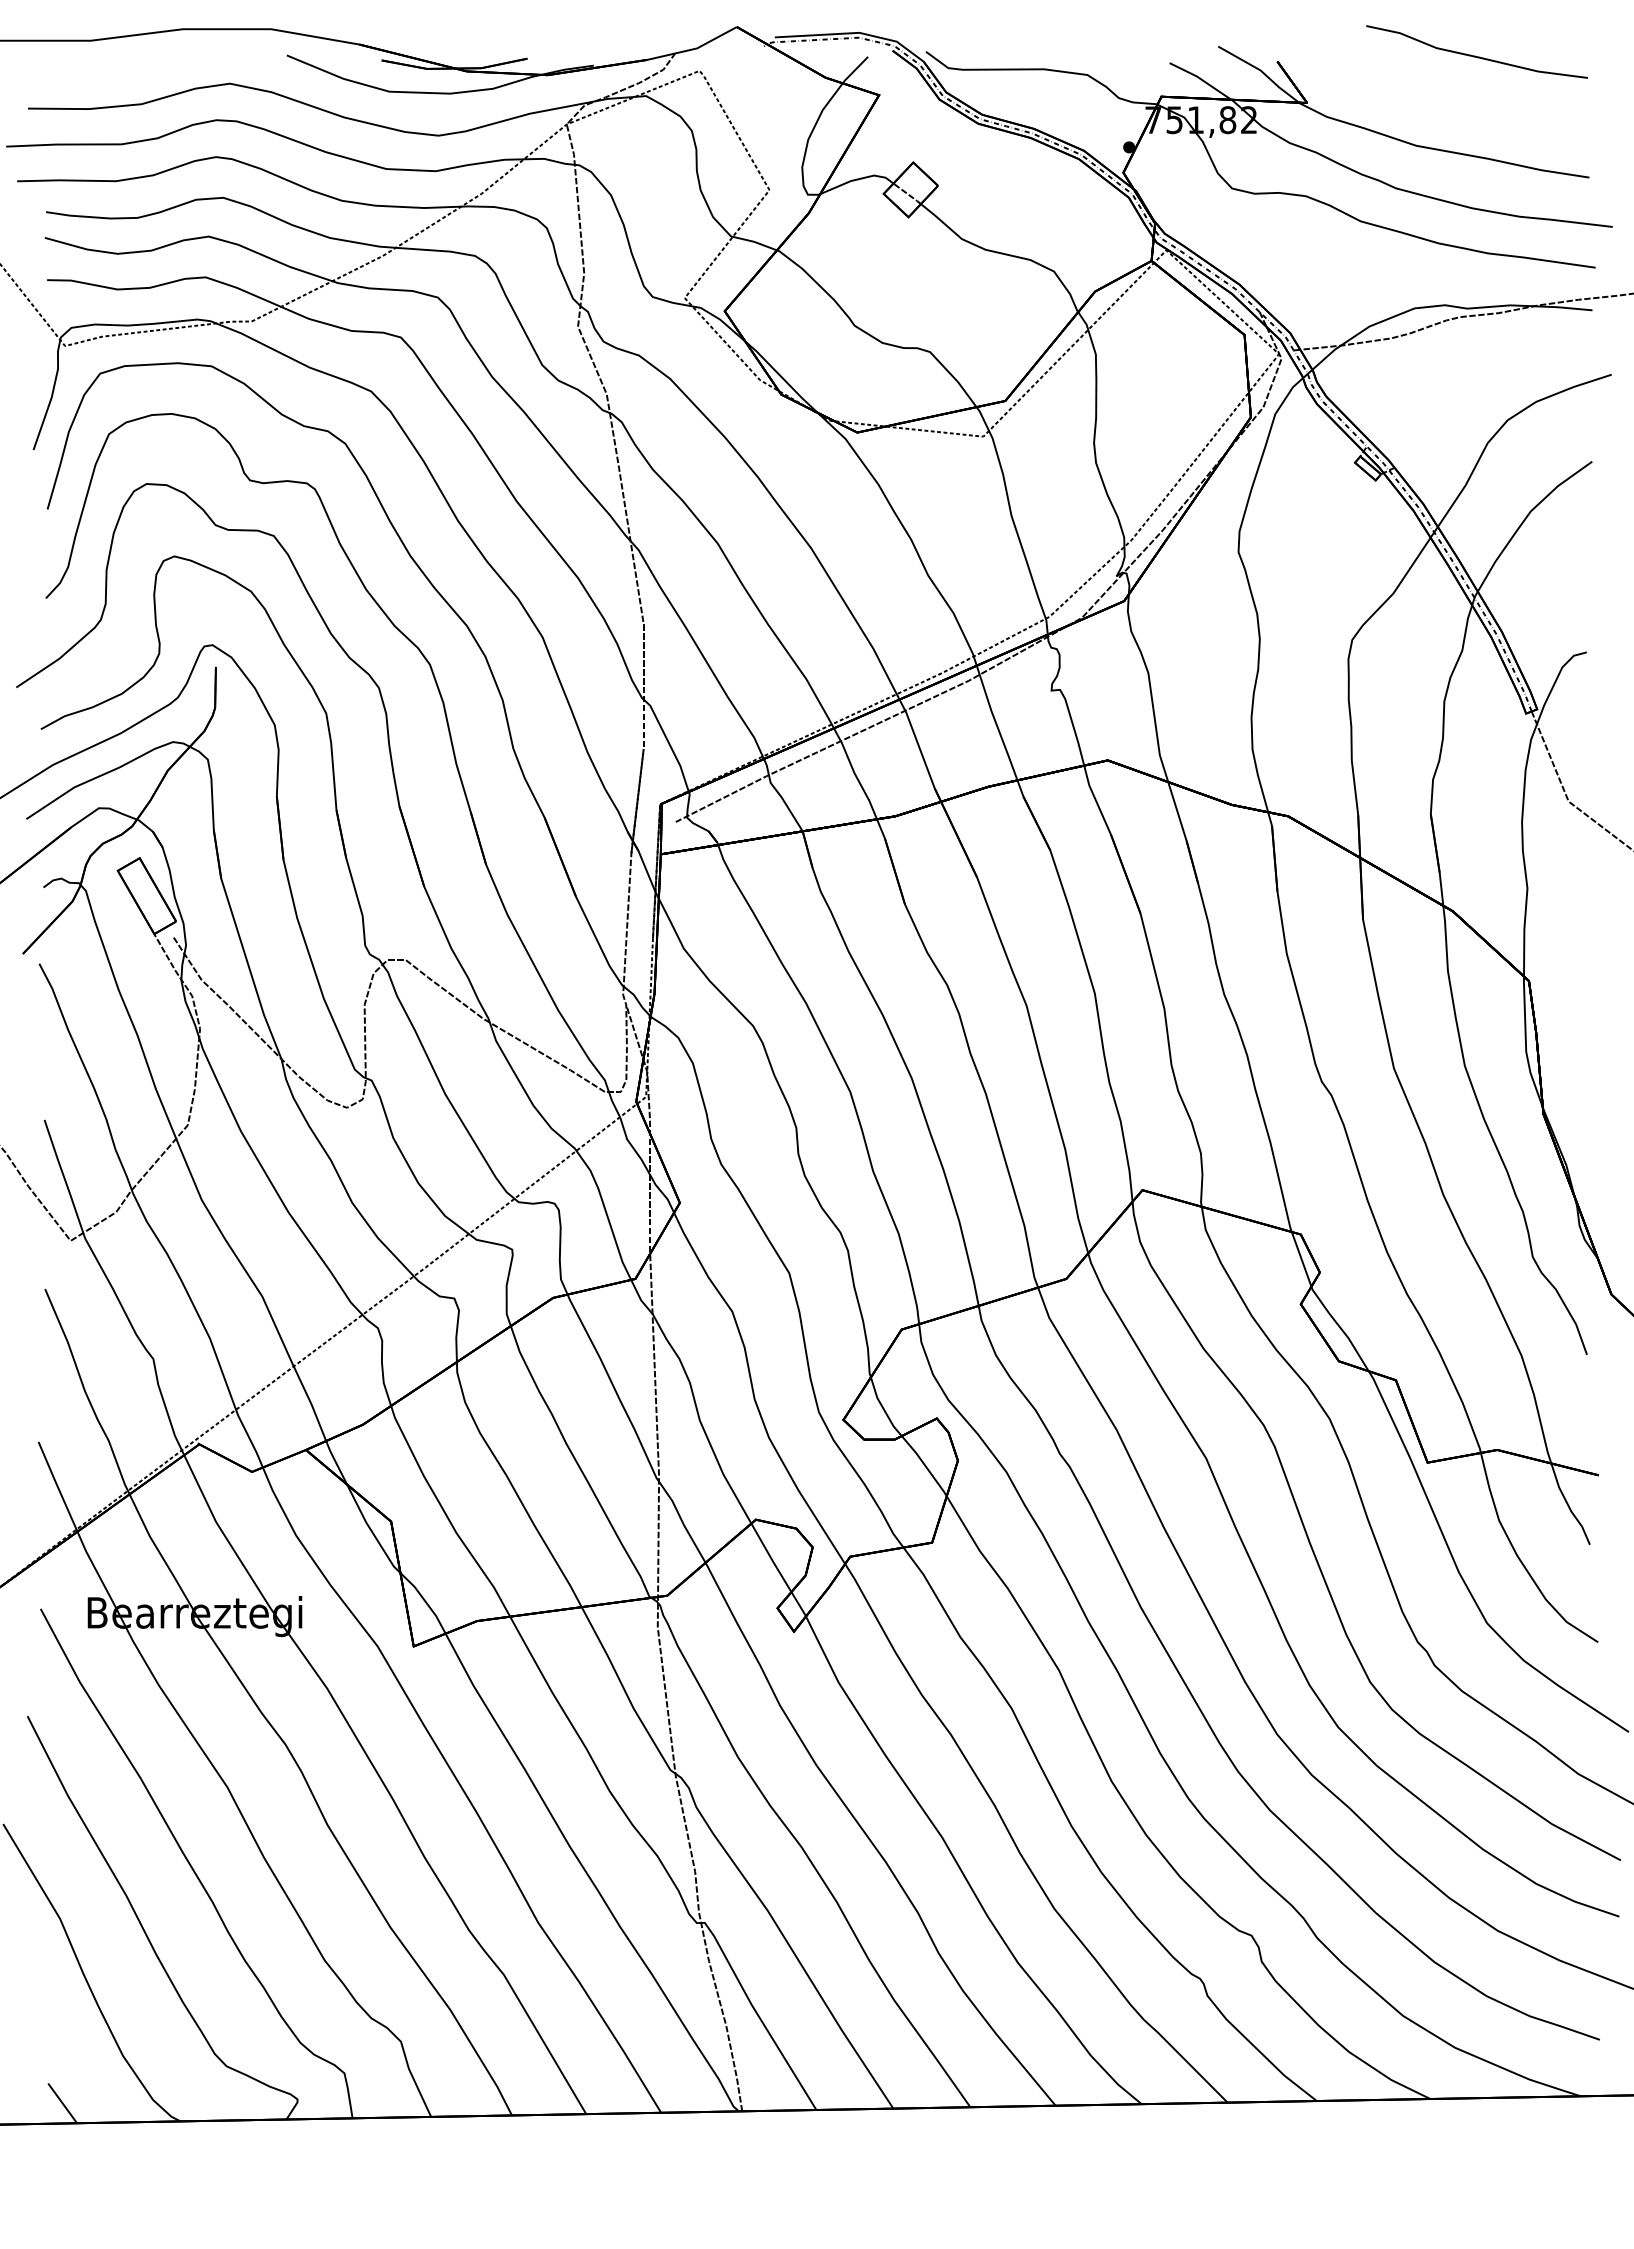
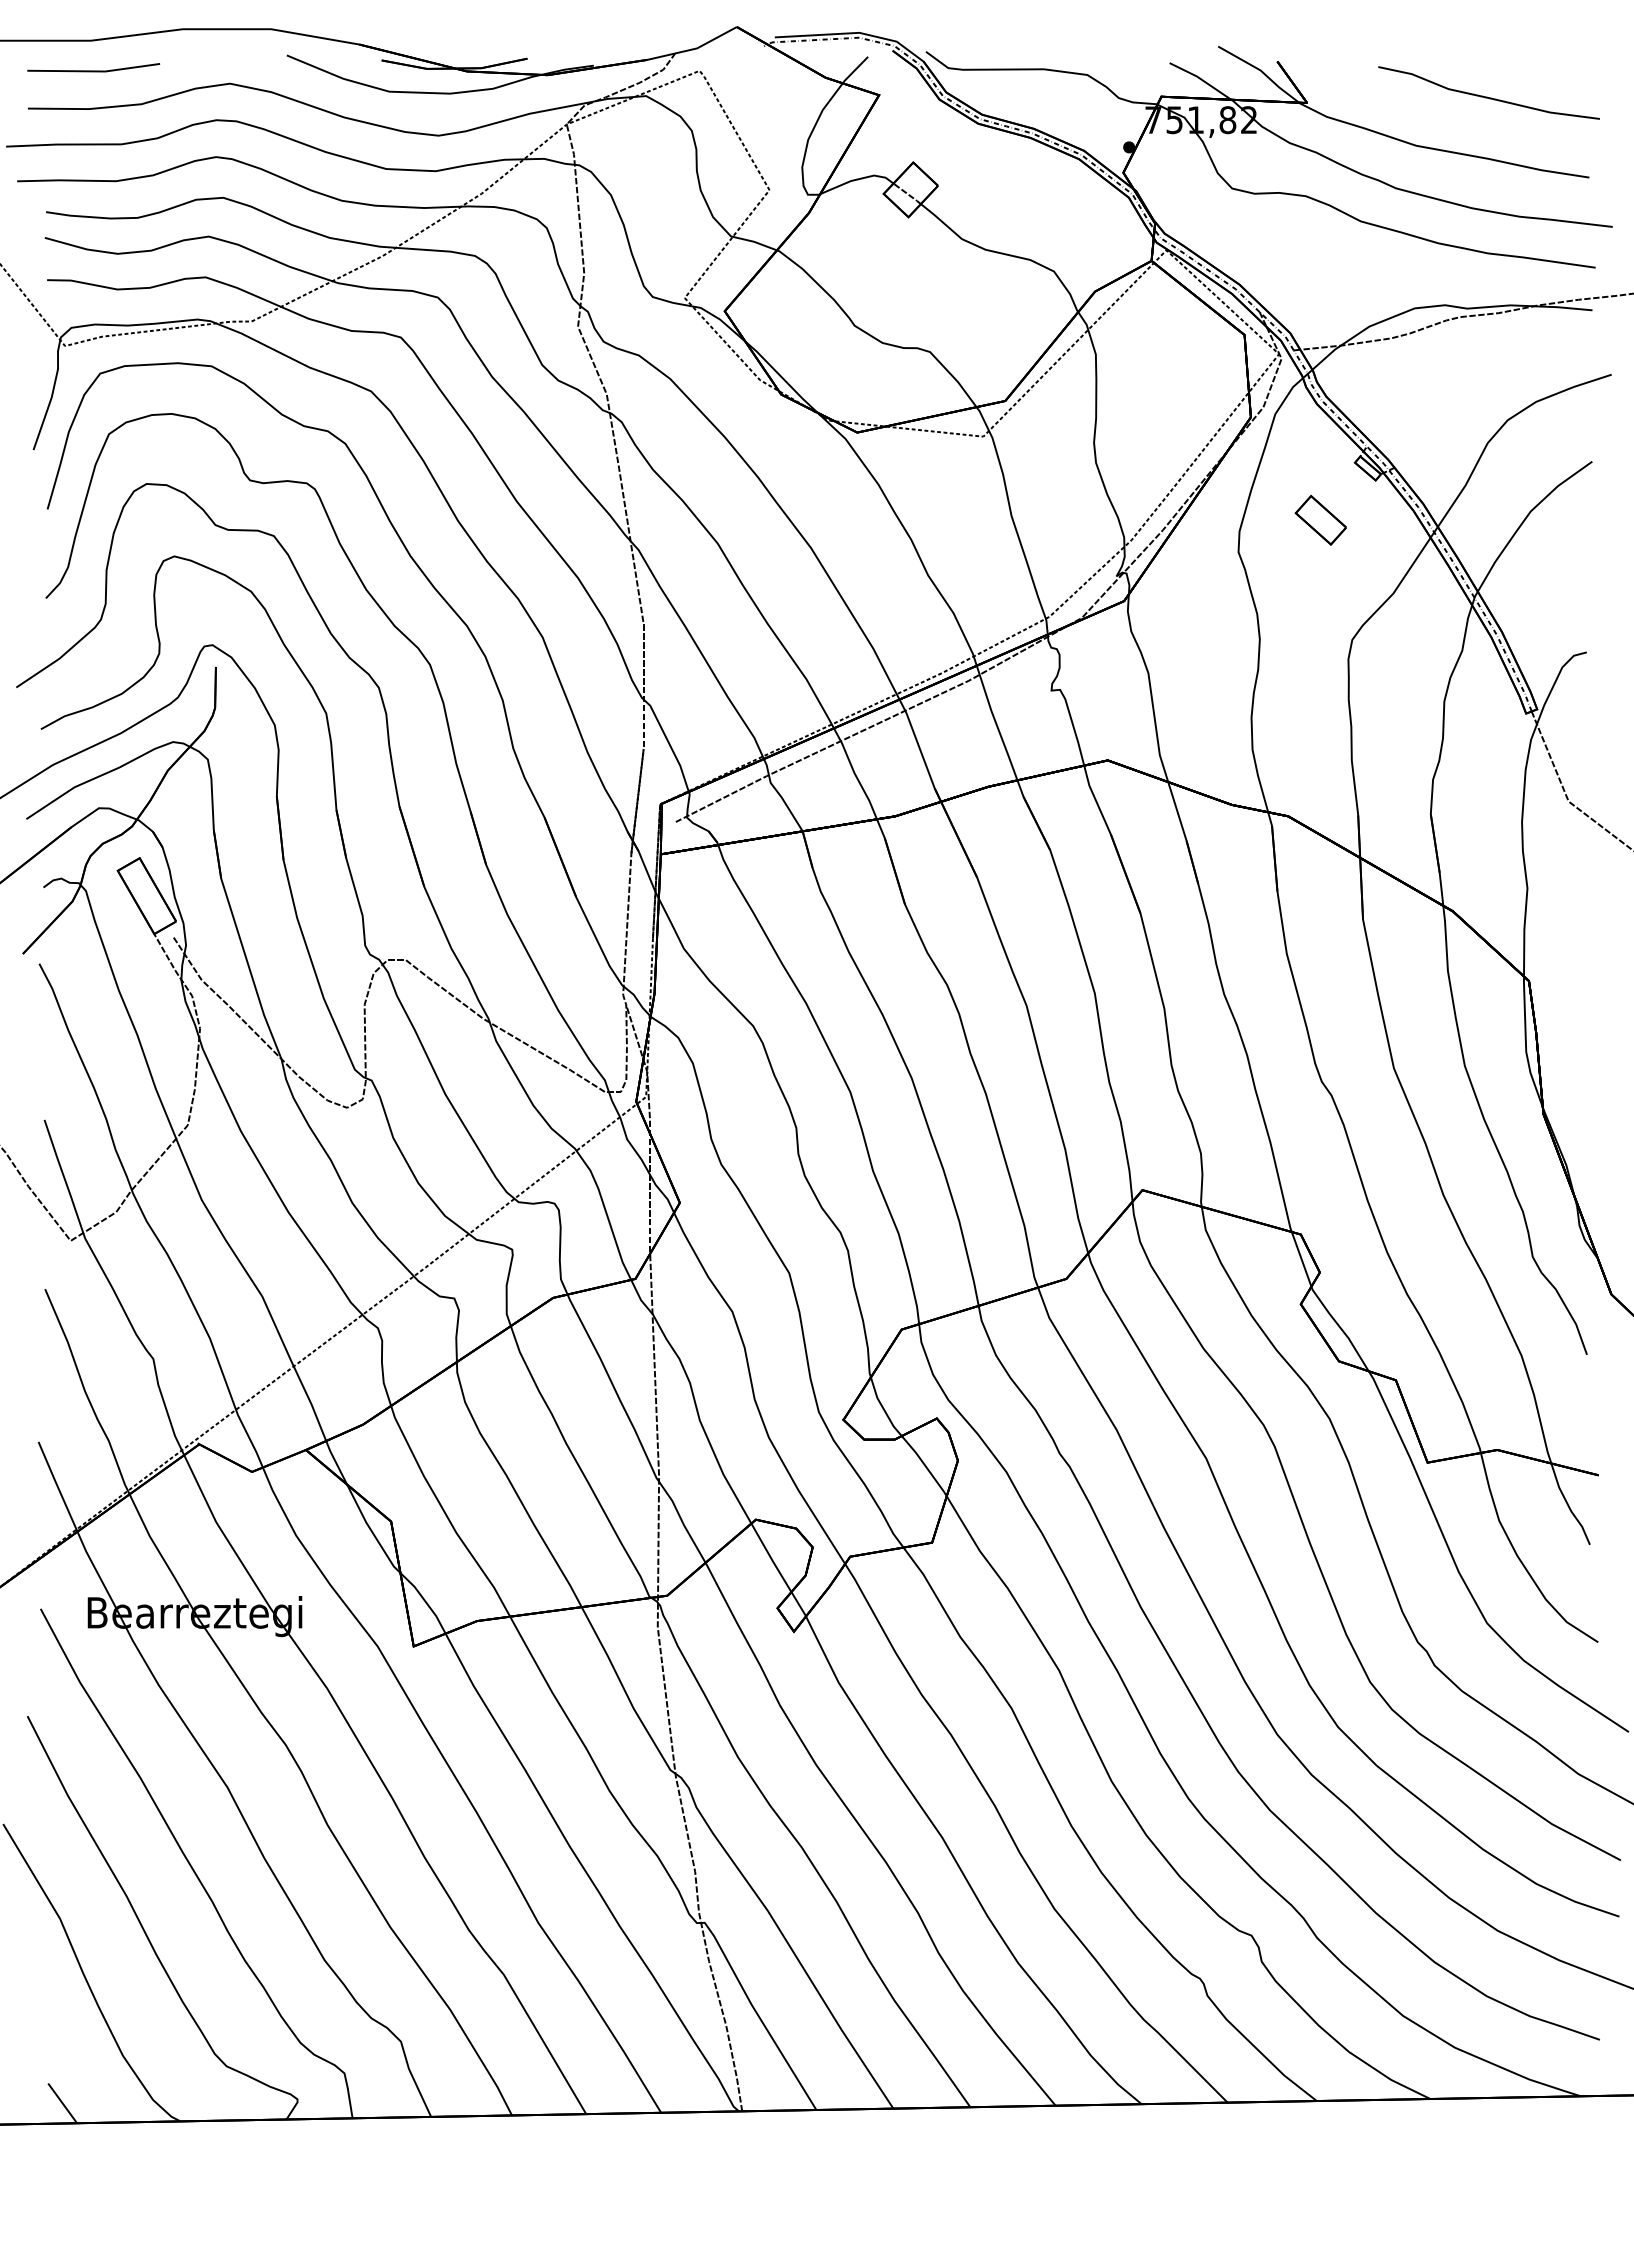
curve position: (1475, 55) -> (1487, 96) (1487, 96)
line: none -> present (93, 70)
part: none -> present (1320, 520)
